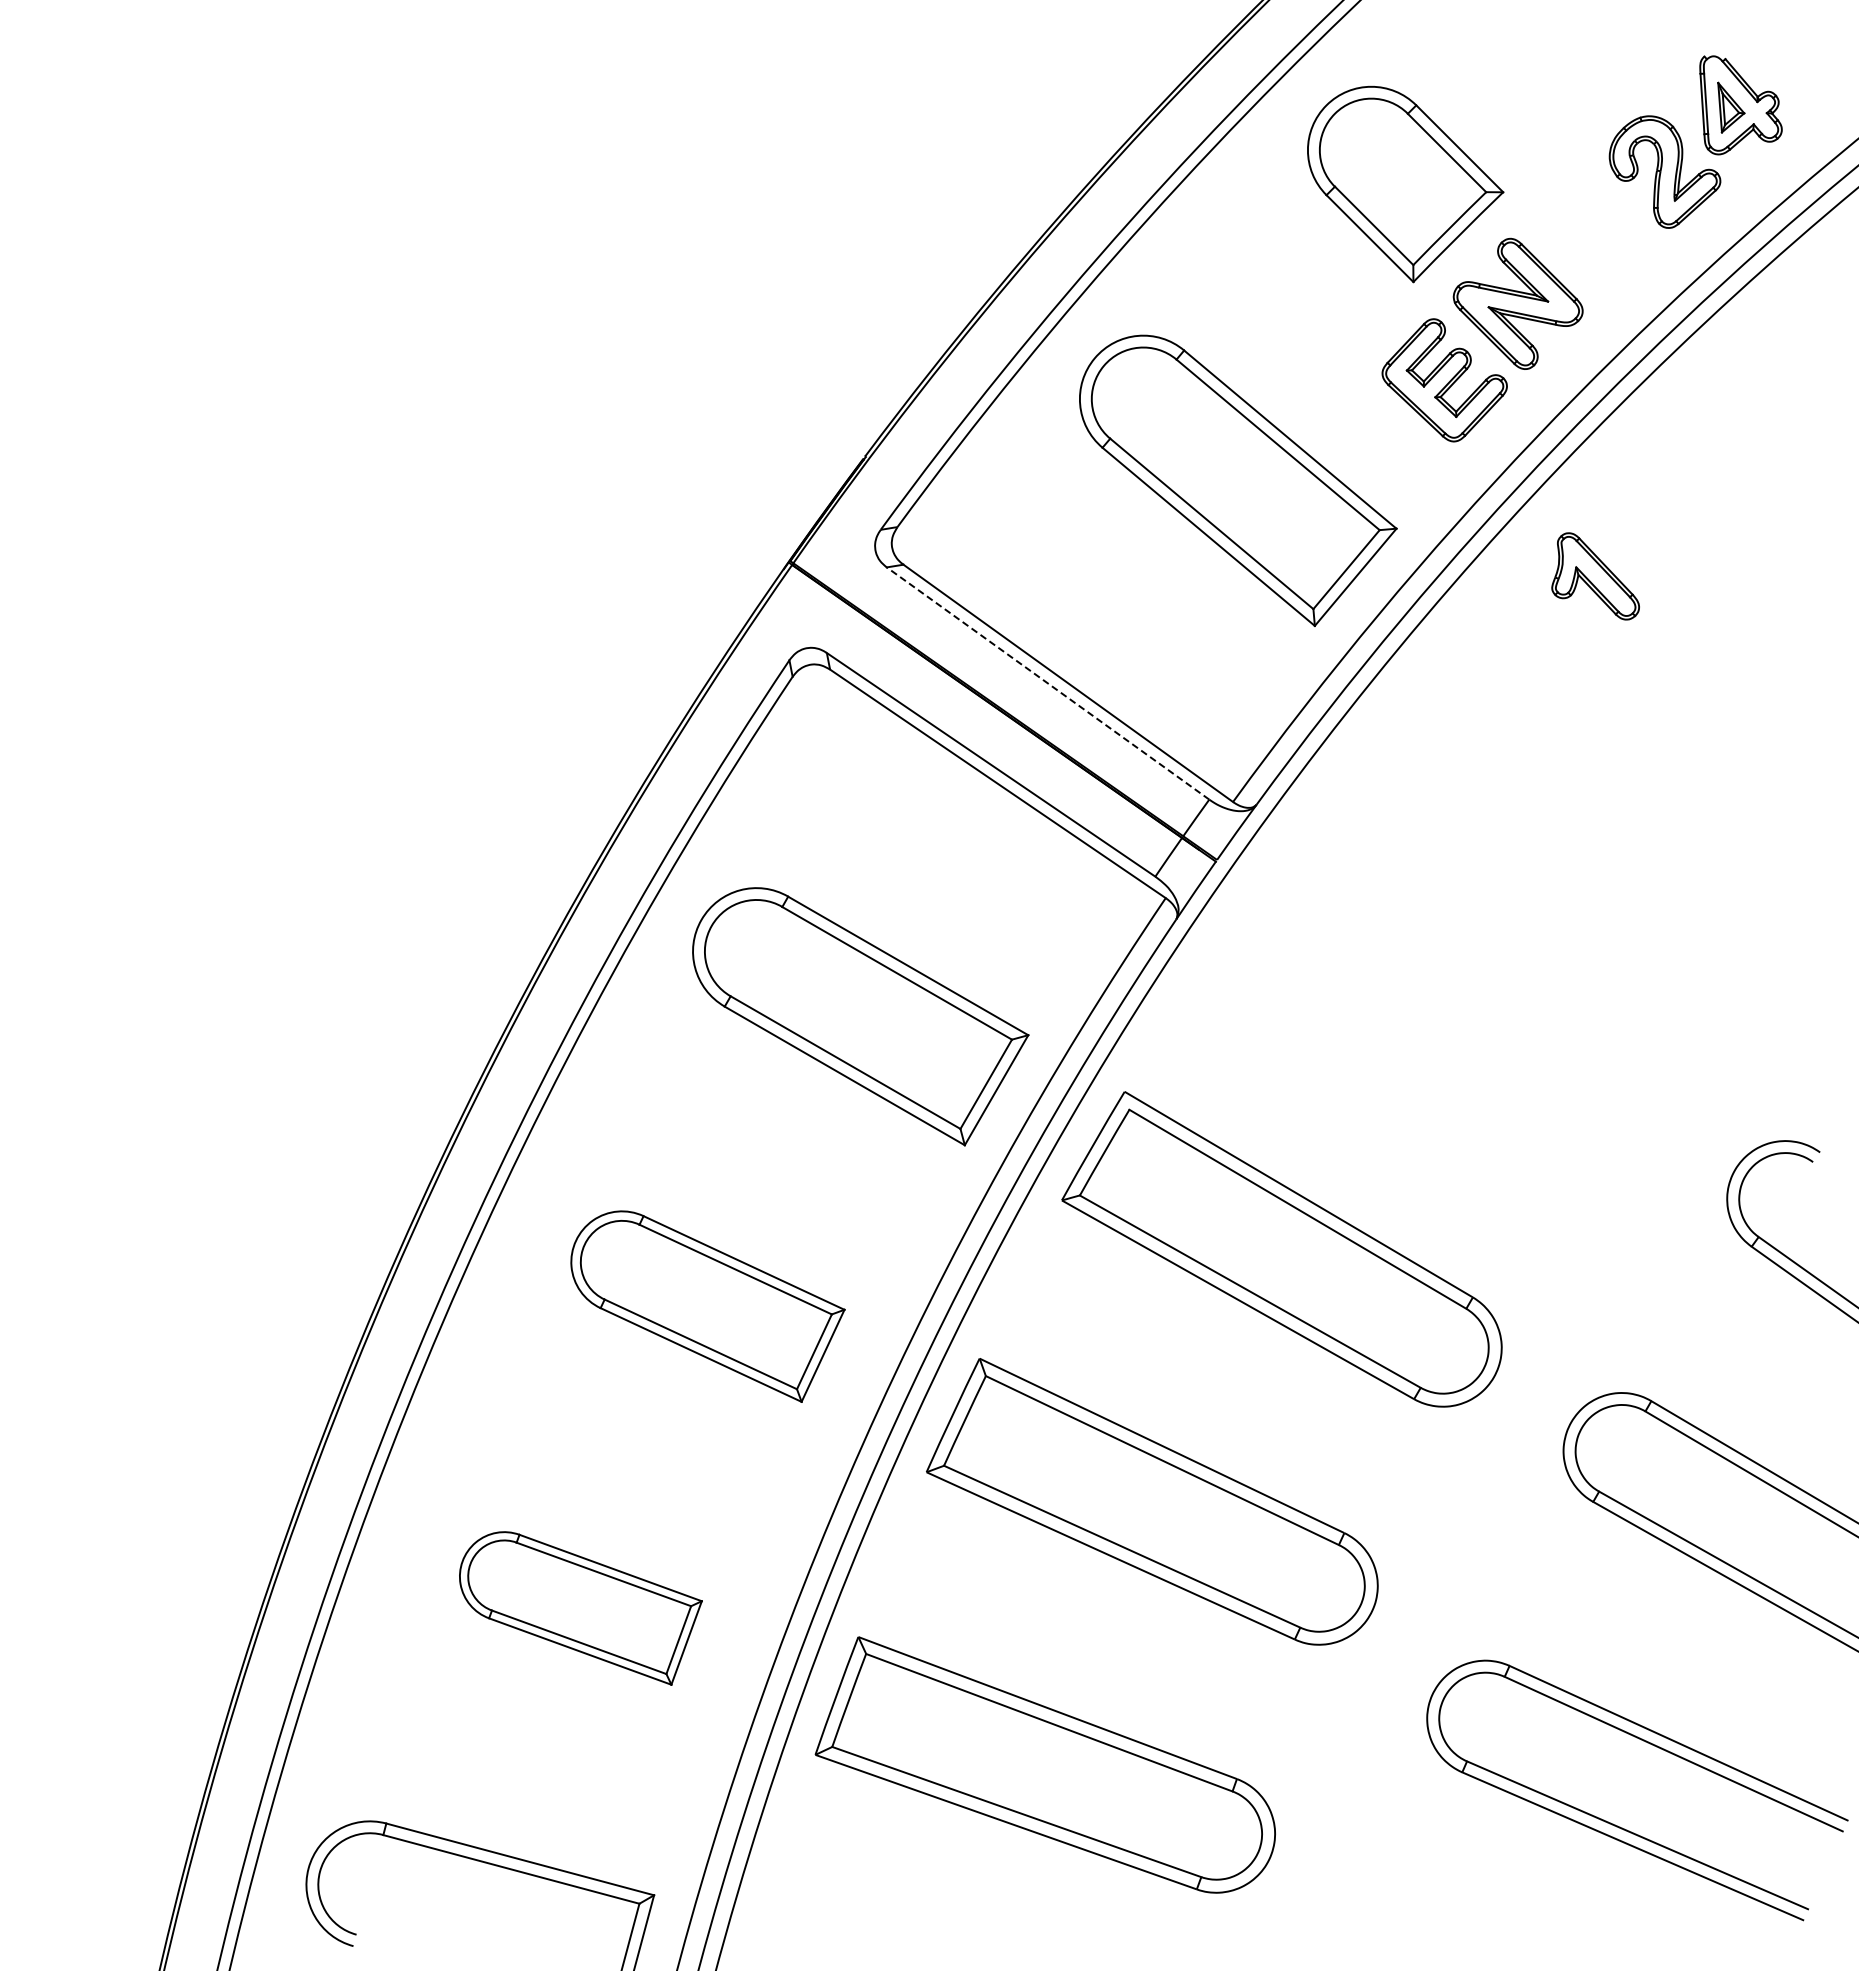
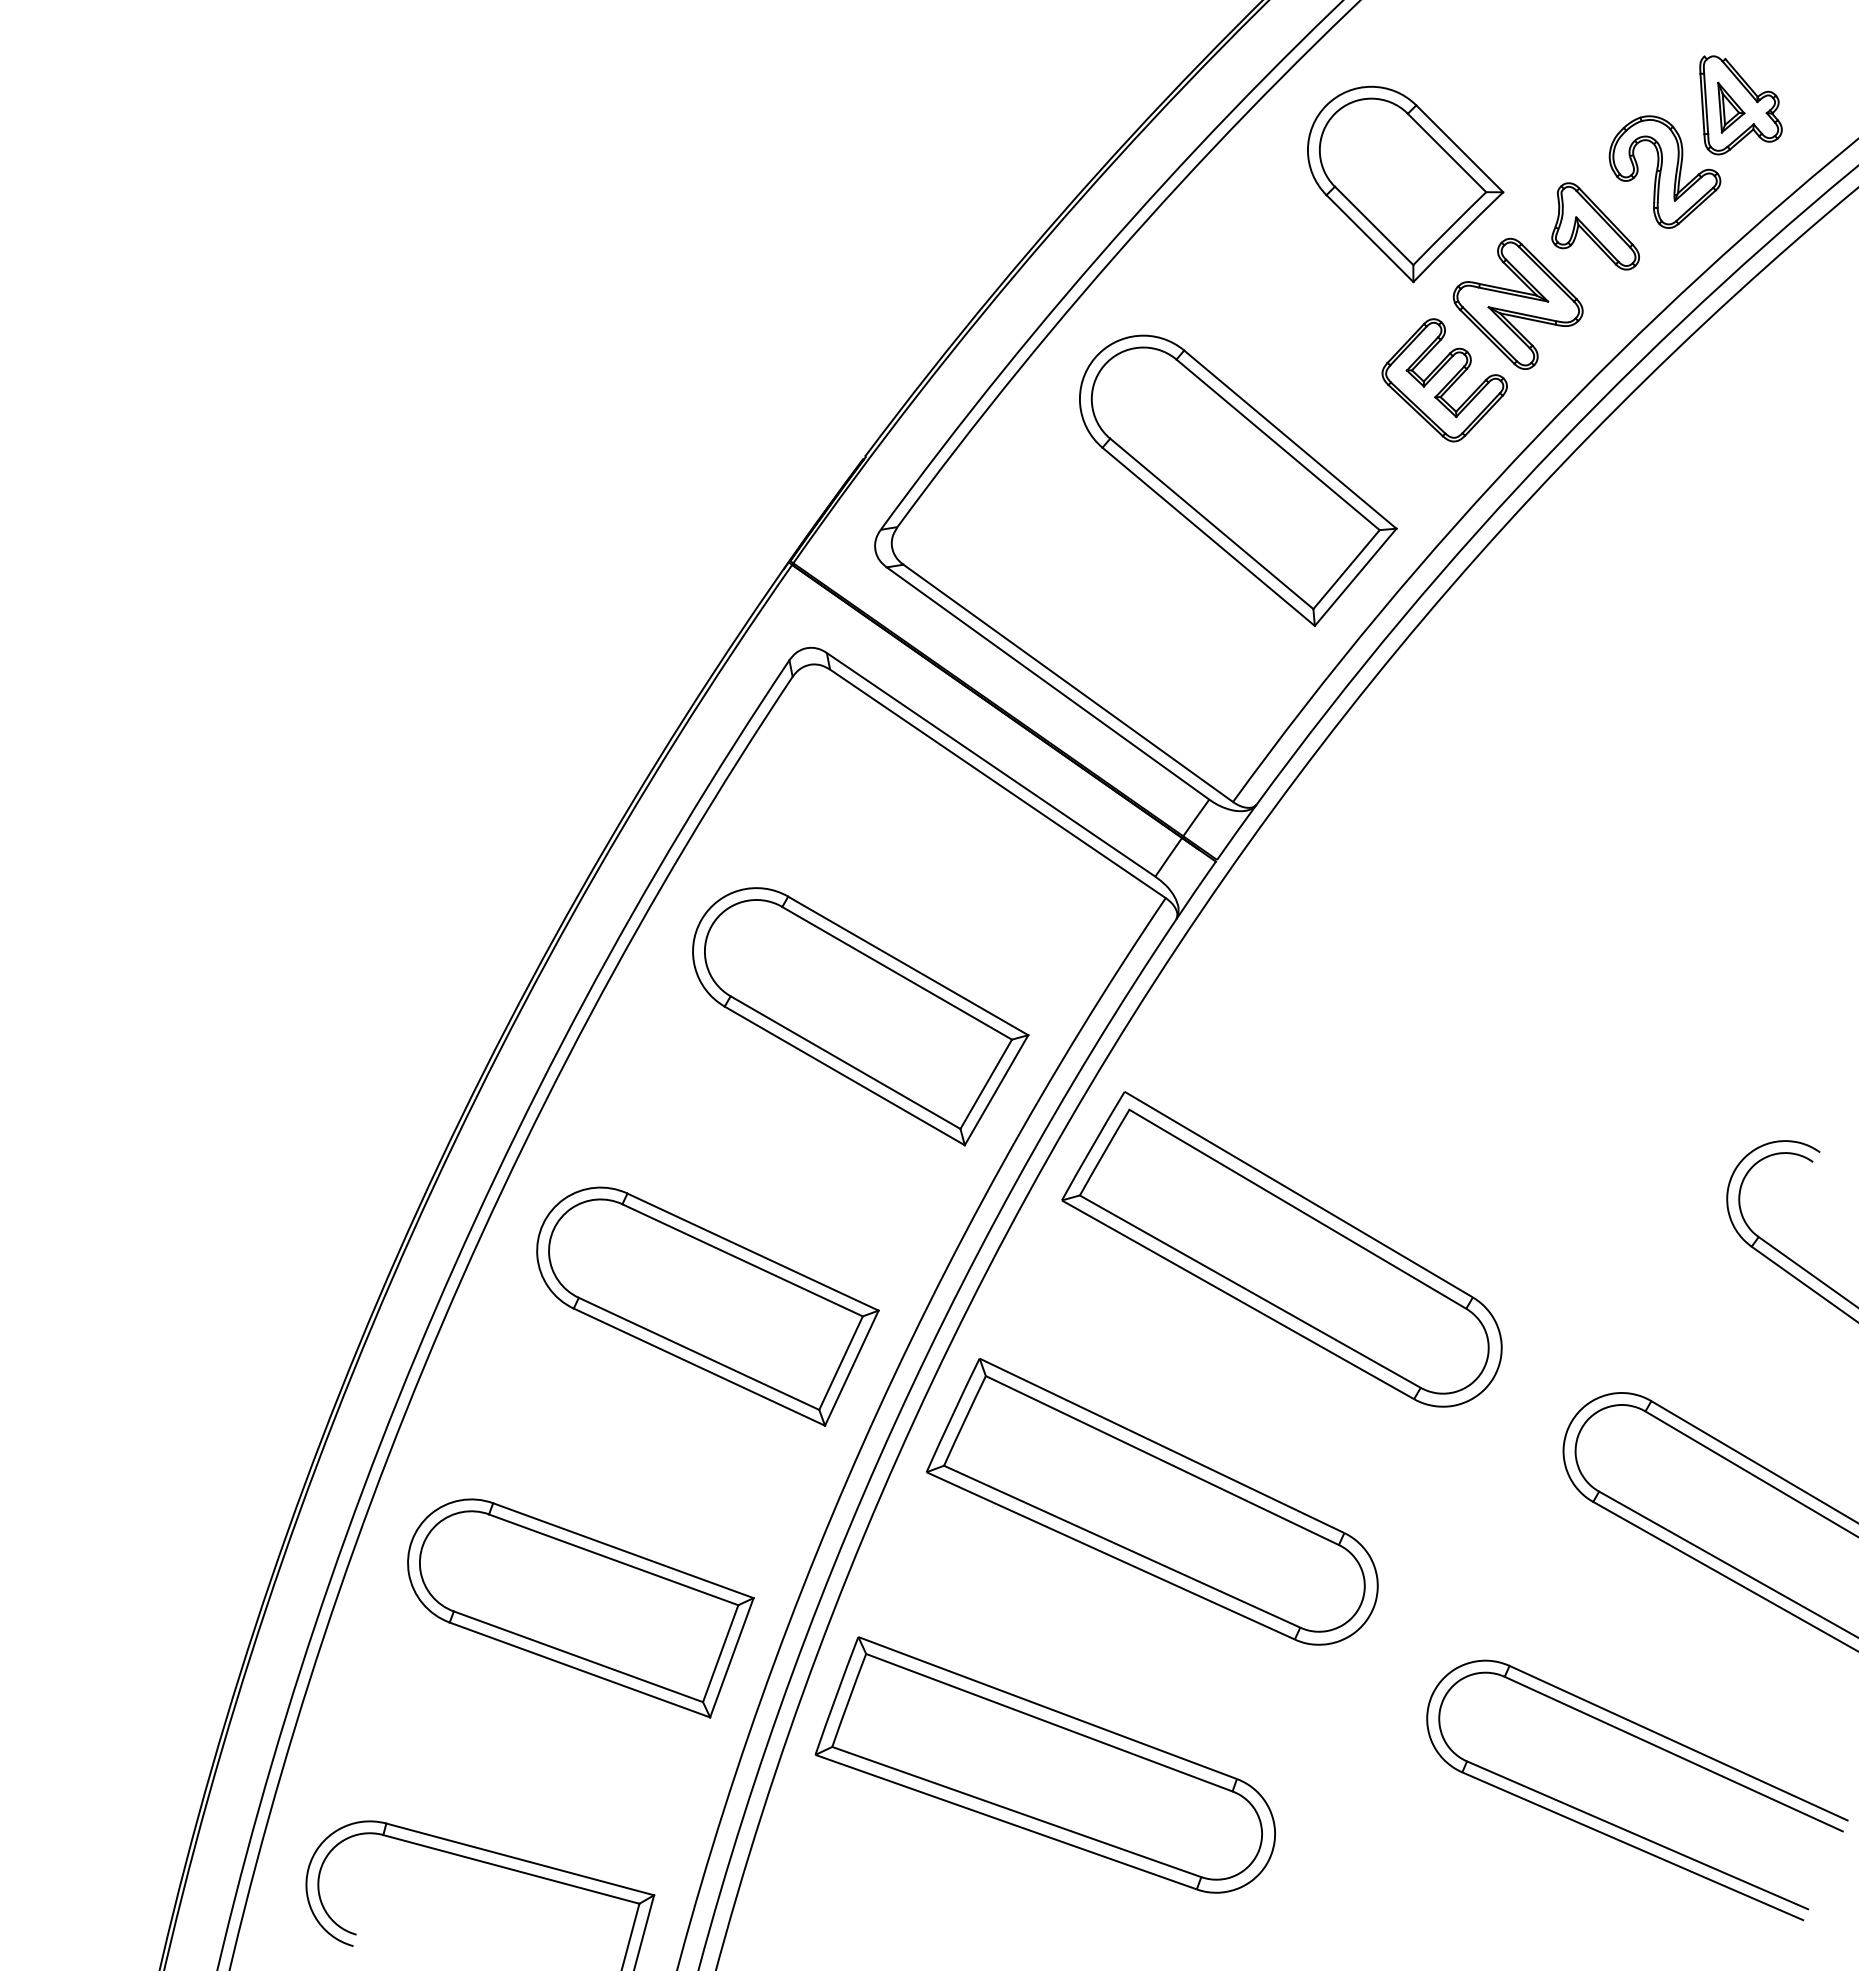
part position: (1595, 576) -> (1595, 226) (1595, 226)
line: dashed -> solid (1048, 683)
part size: 276x193 px -> 344x241 px (707, 1306)
part size: 244x155 px -> 348x221 px (580, 1608)
